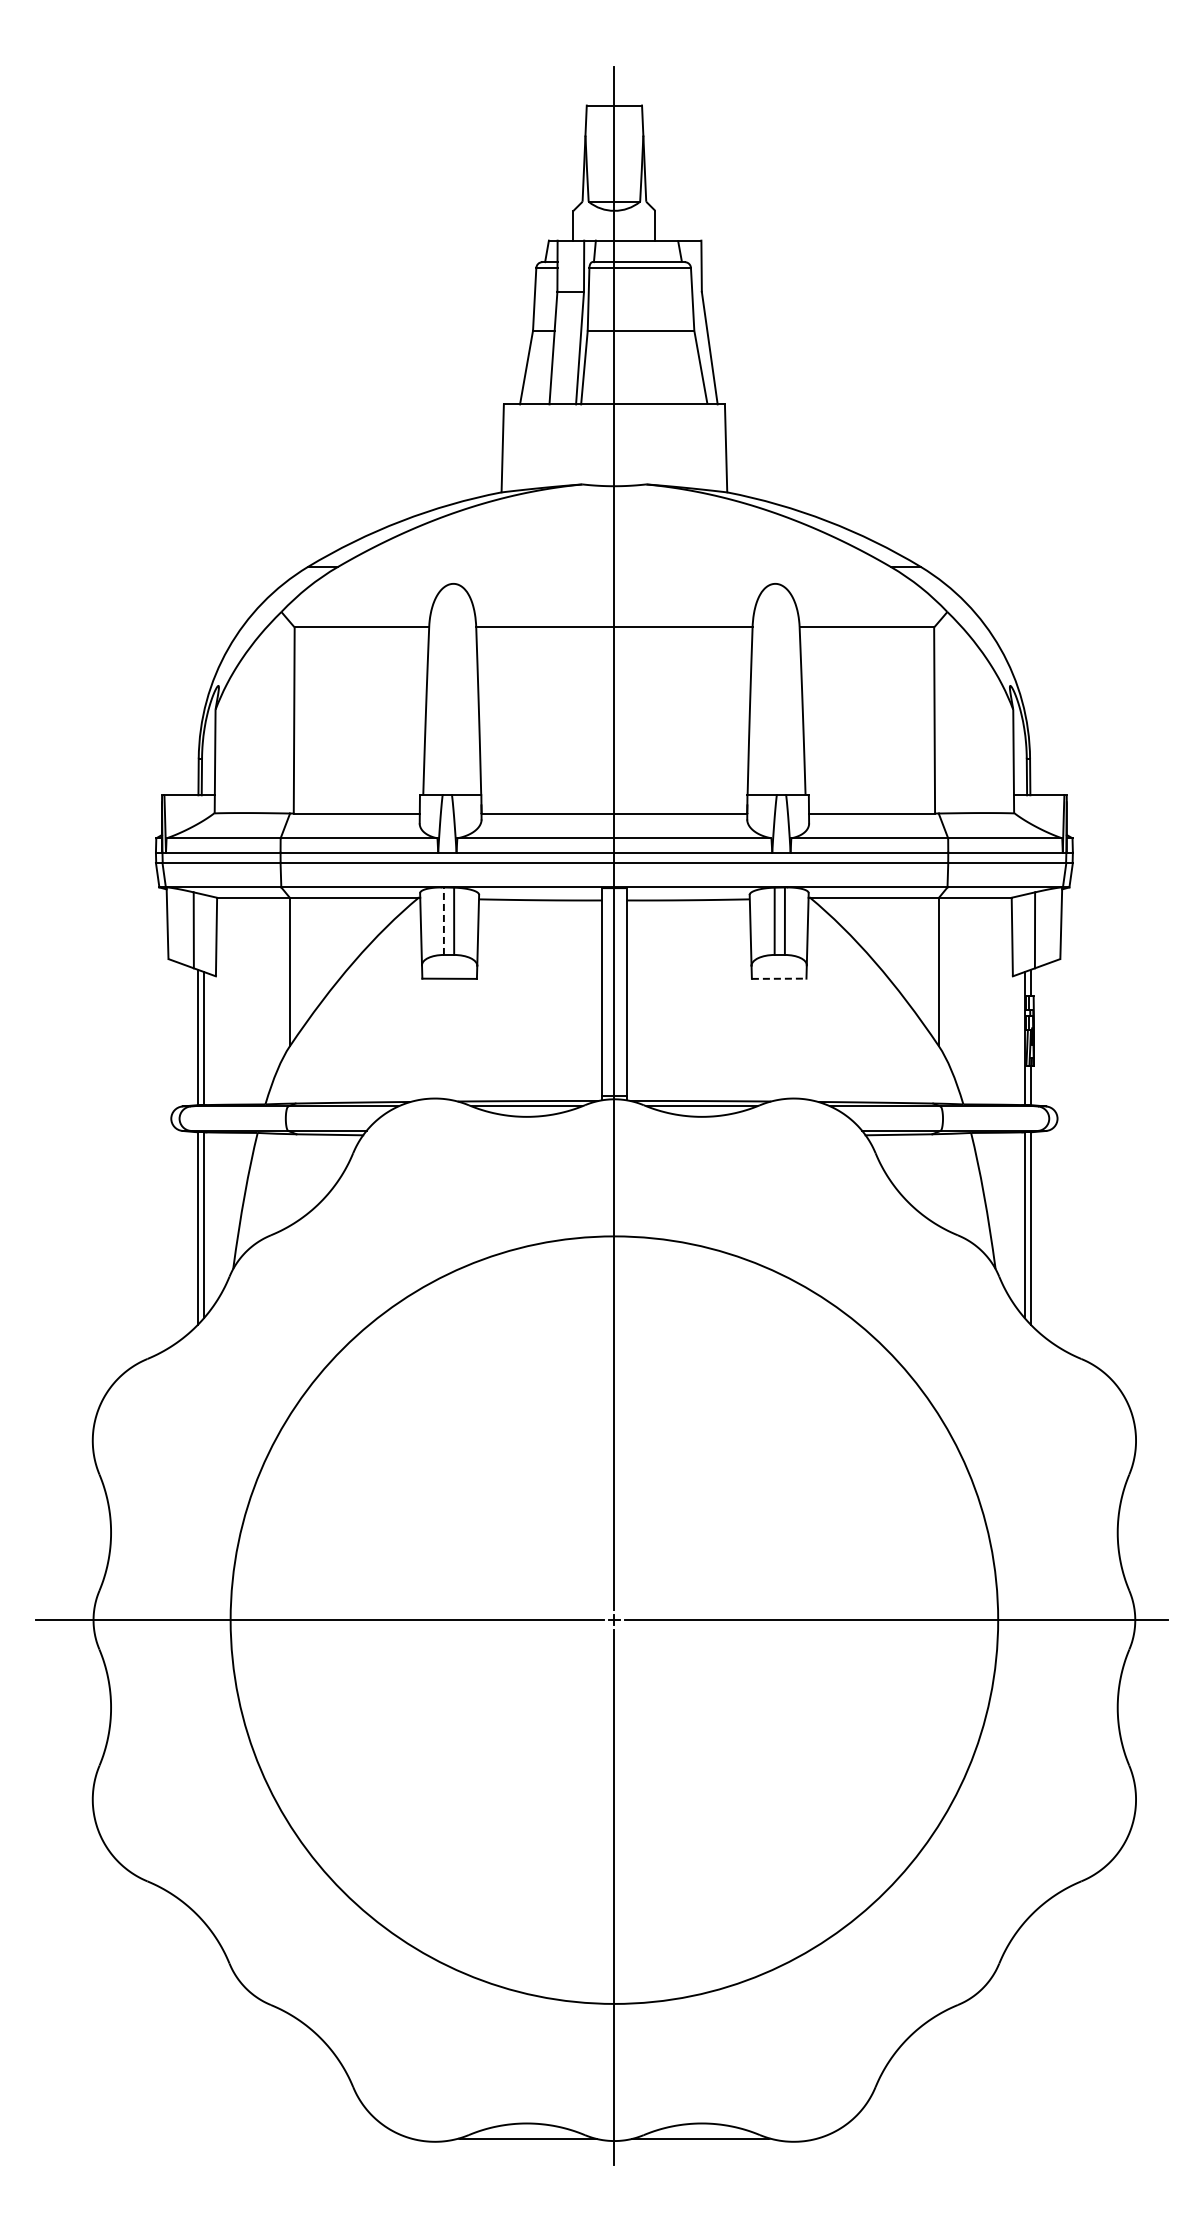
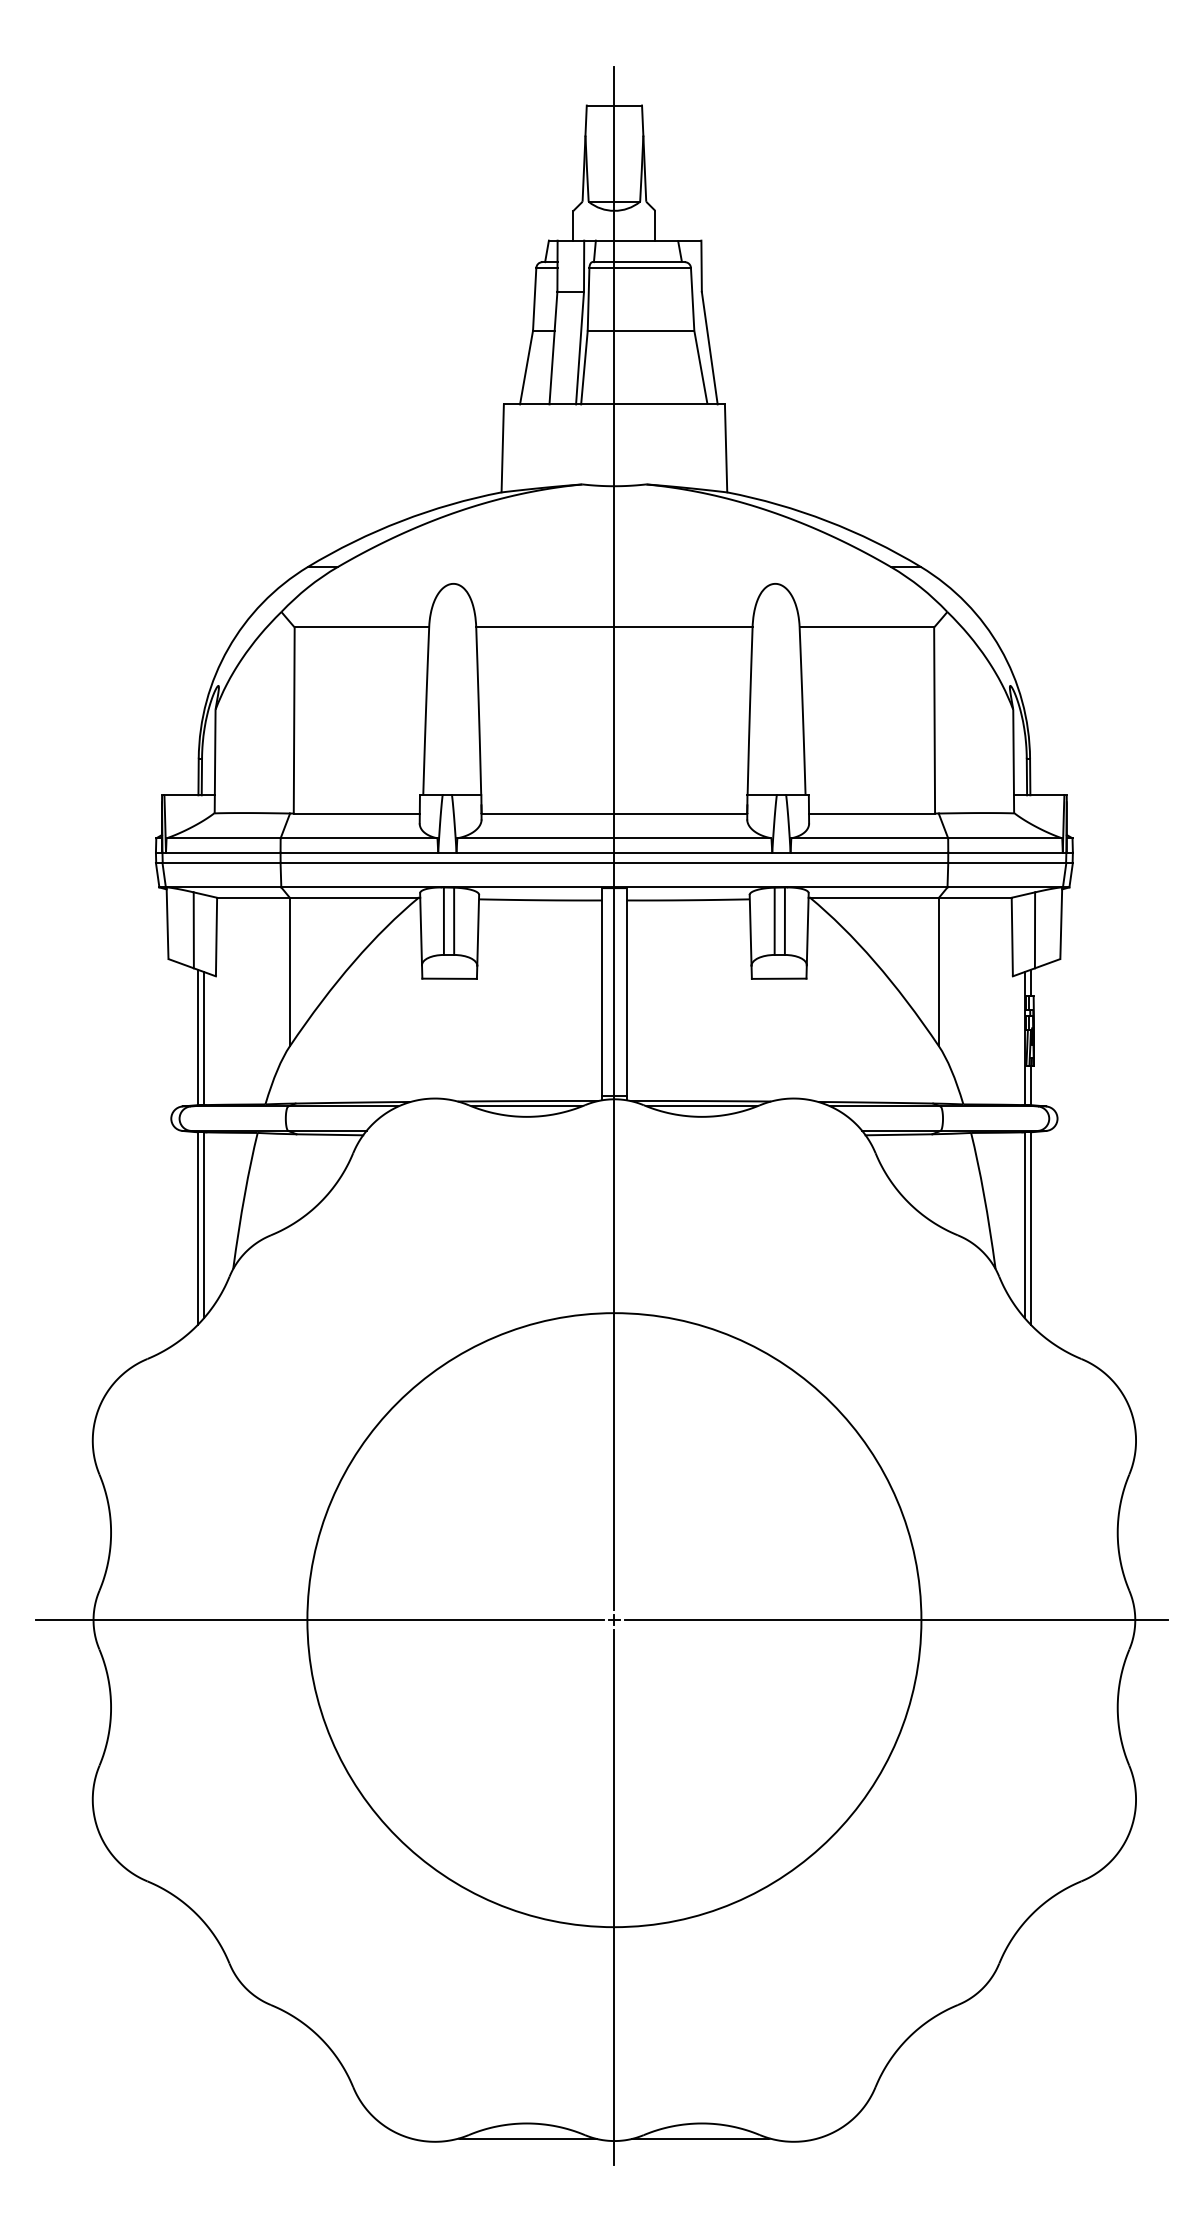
line: dashed -> solid (443, 921)
line: dashed -> solid (779, 978)
circle diameter: 768 px -> 614 px (614, 1620)
